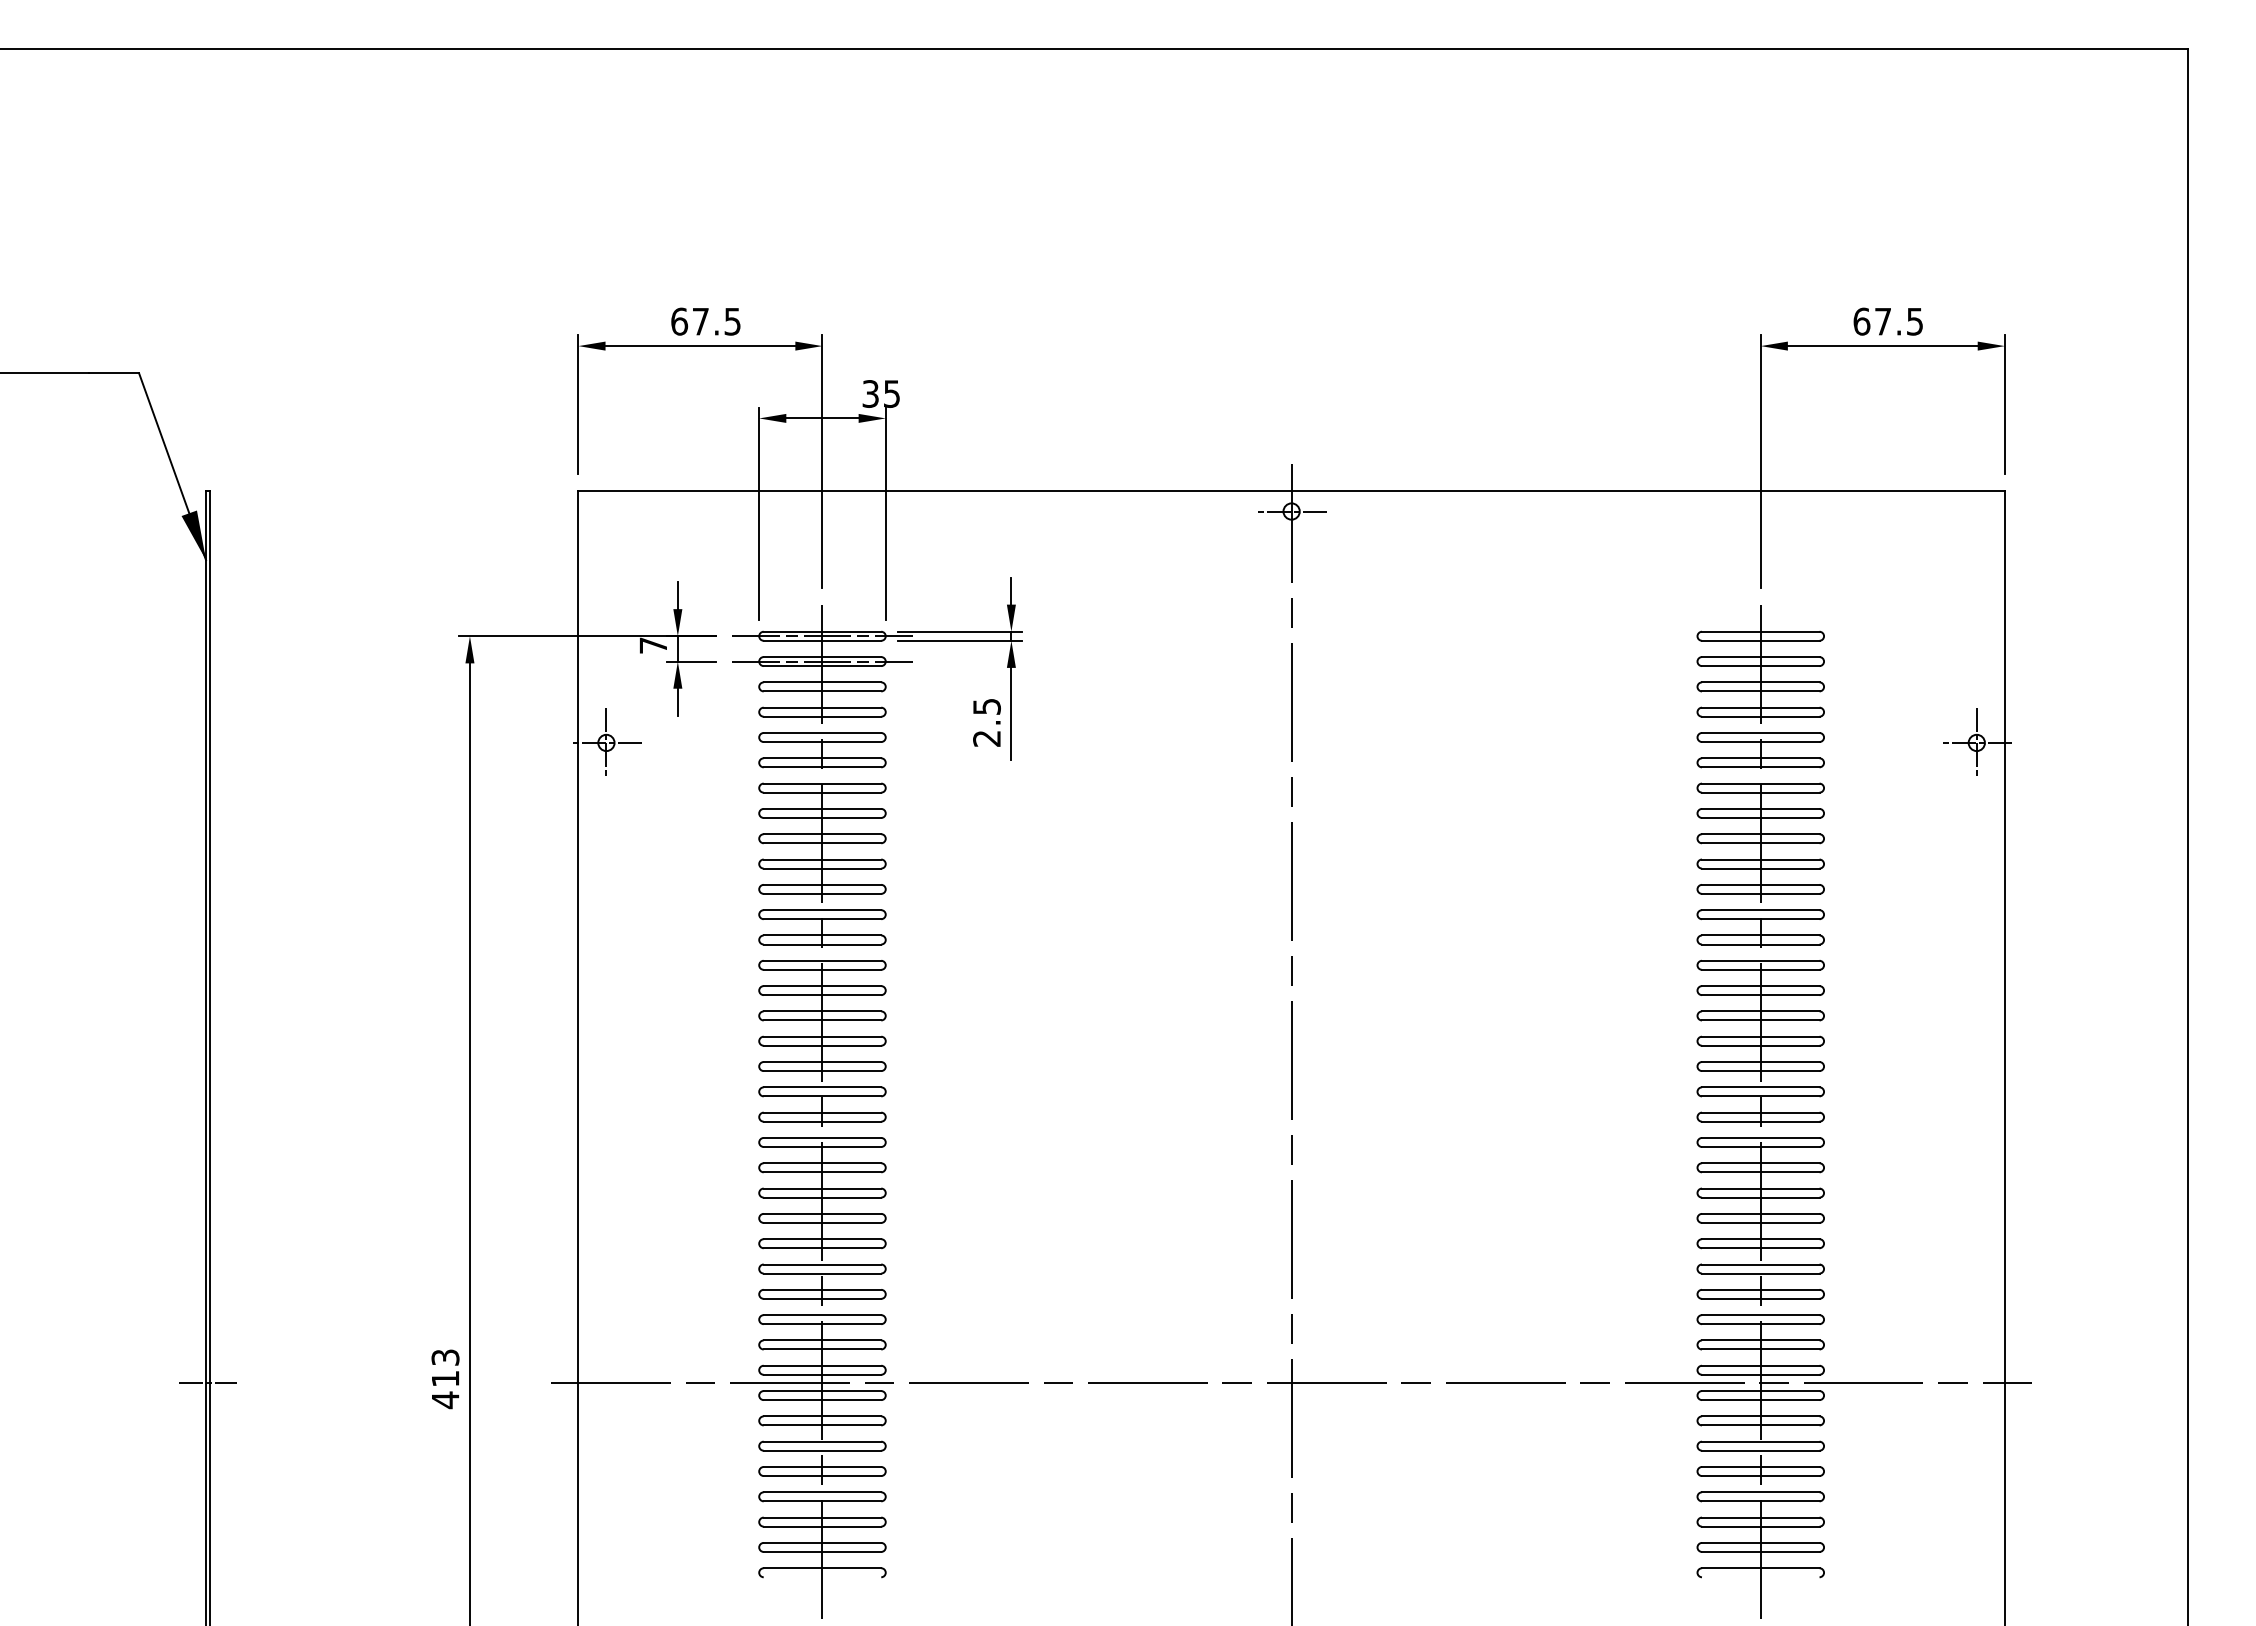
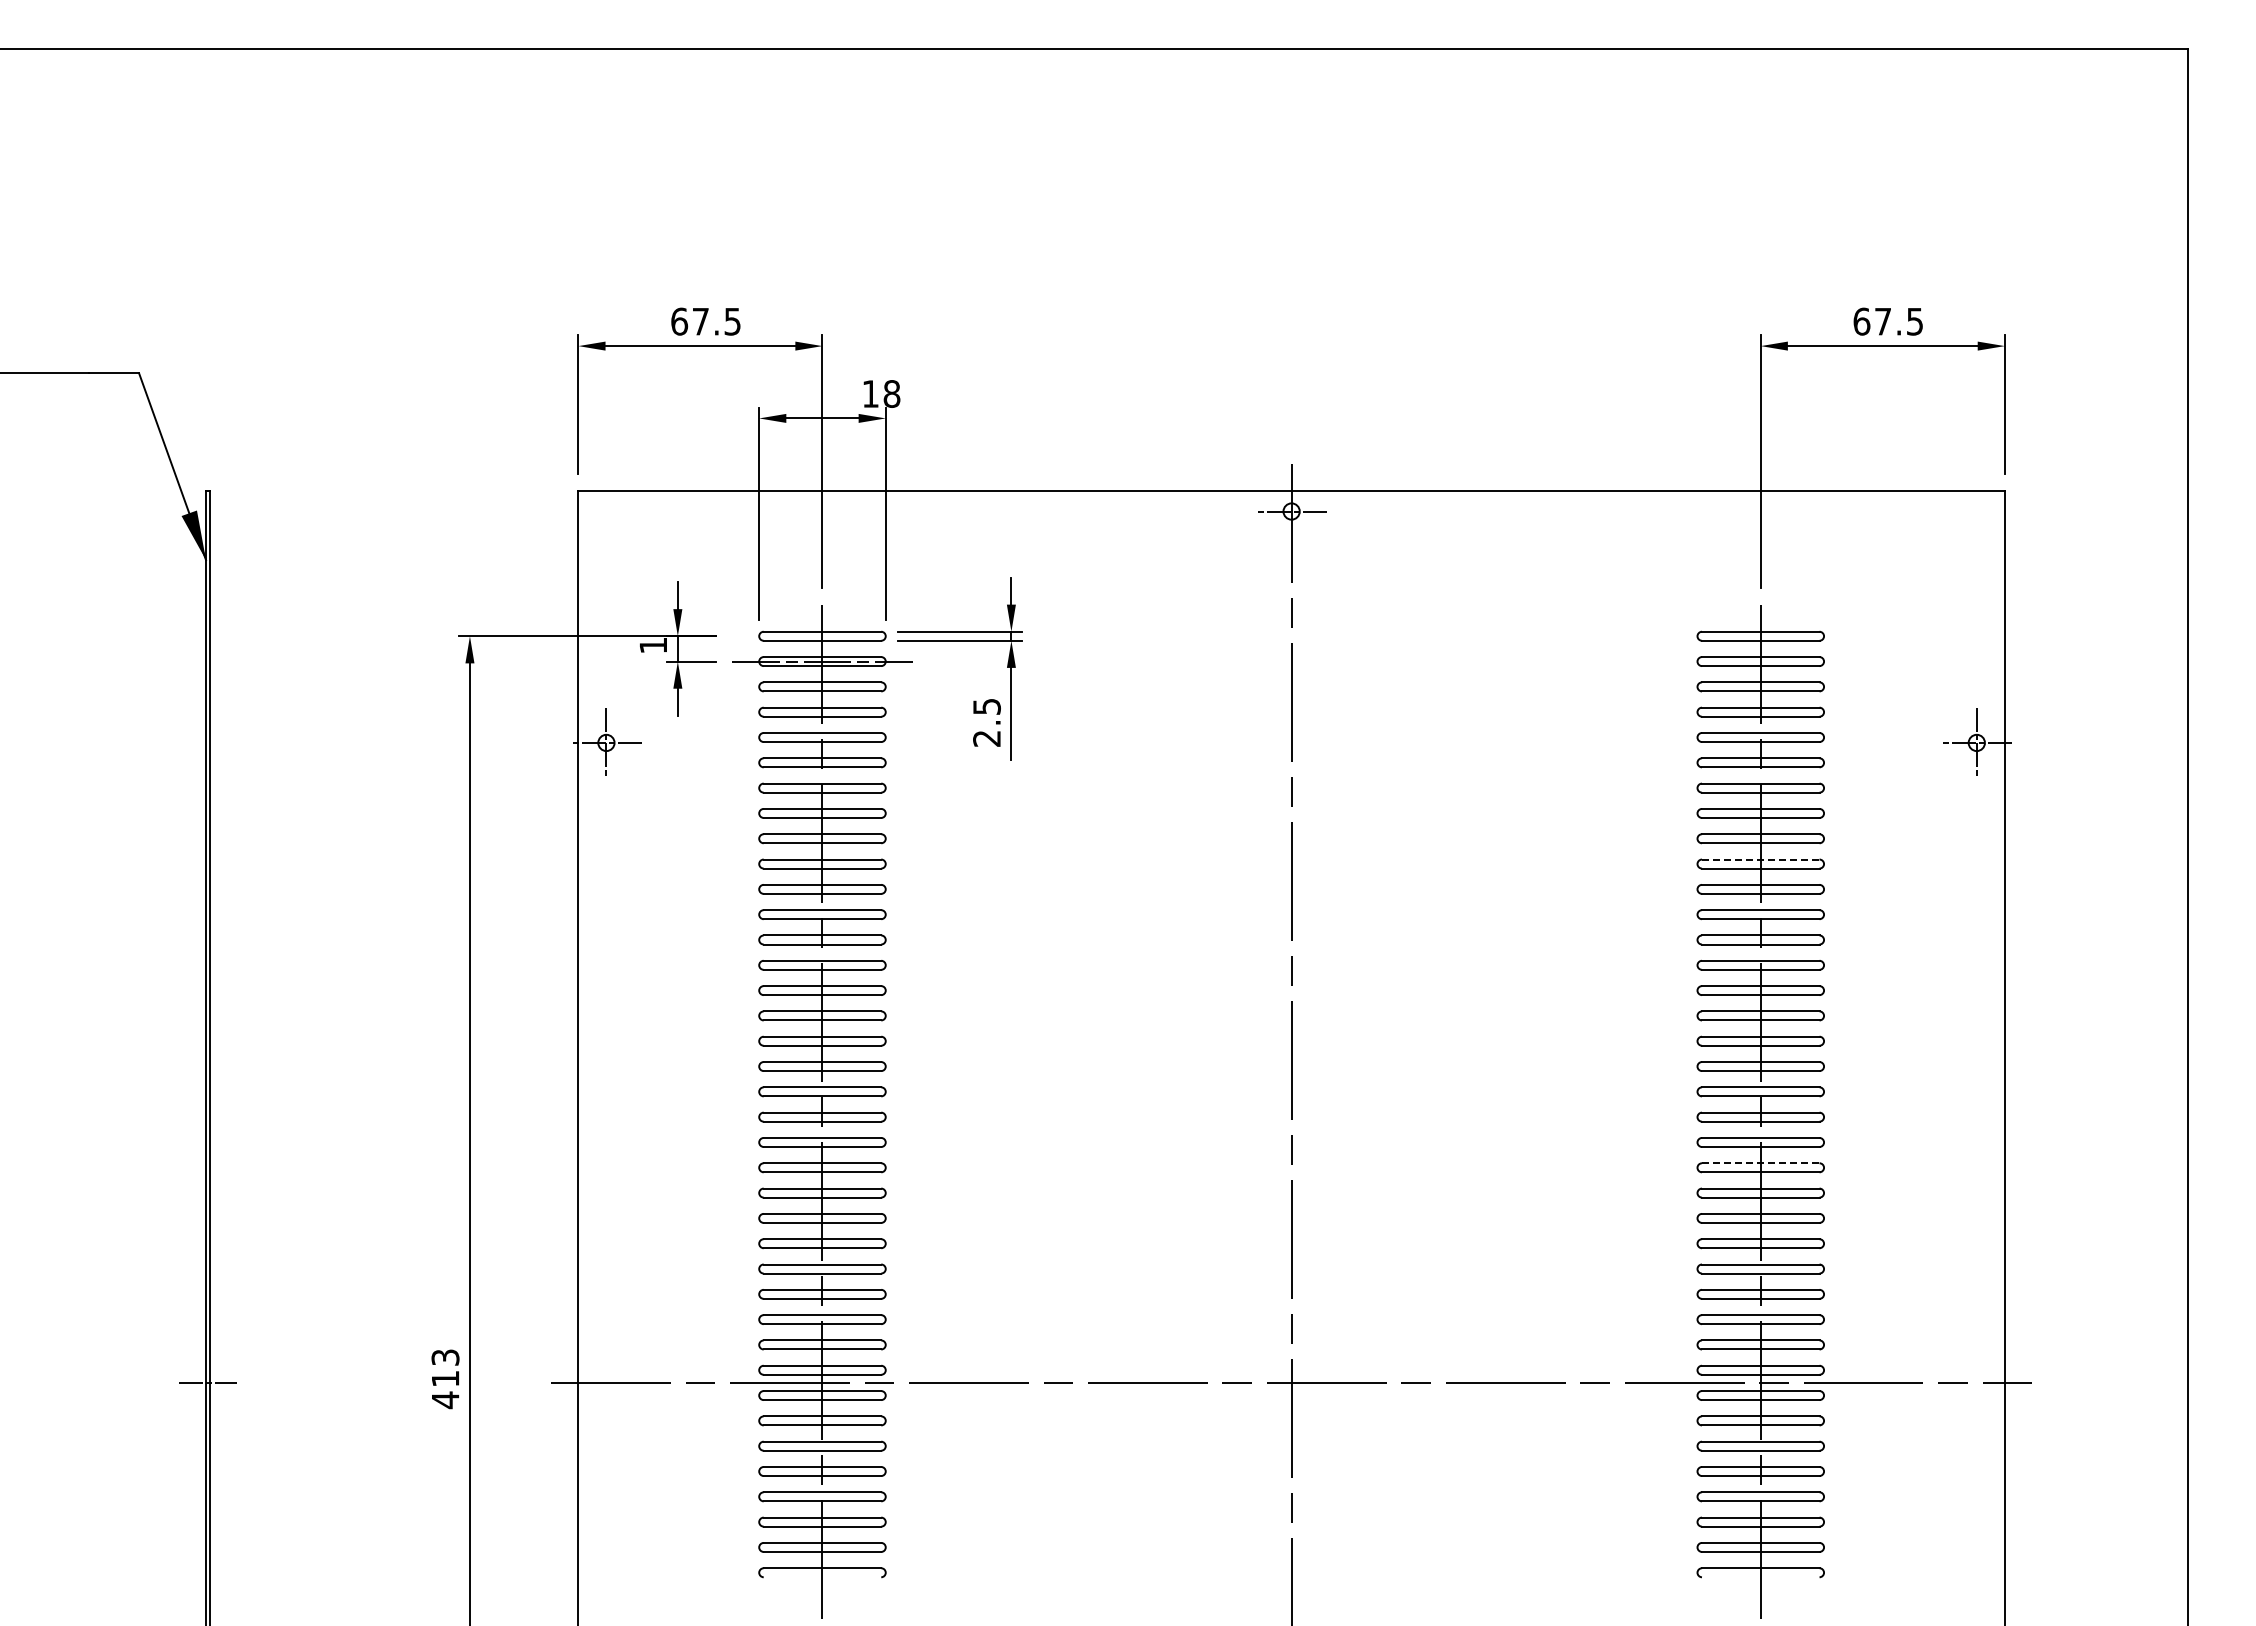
text: 35 -> 18 (881, 393)
line: present -> none (822, 636)
text: 7 -> 1 (652, 645)
line: solid -> dashed (1760, 859)
line: solid -> dashed (1760, 1163)
